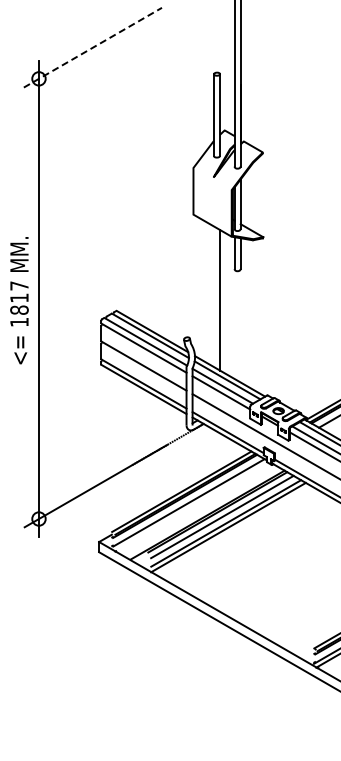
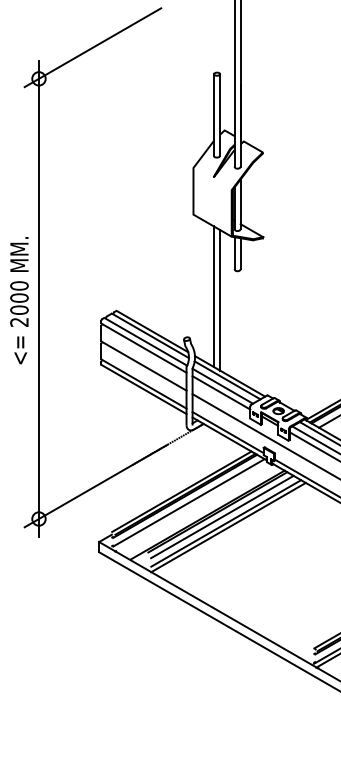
line: dashed -> solid (92, 47)
line: none -> present (214, 296)
text: 1817 -> 2000 (19, 303)
